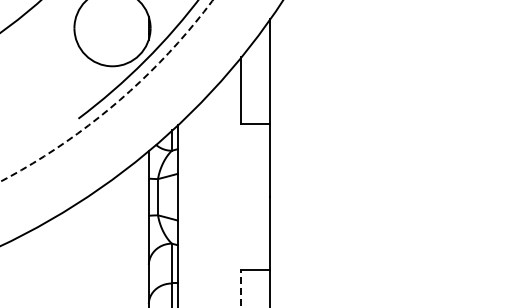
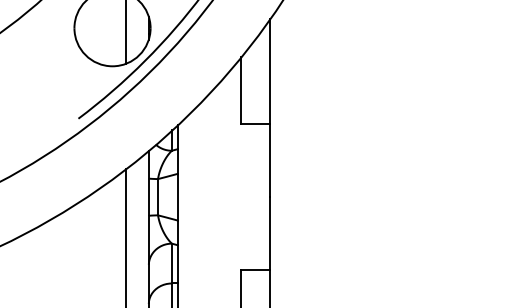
line: none -> present (125, 32)
arc: dashed -> solid (117, 102)
line: none -> present (125, 236)
line: dashed -> solid (241, 288)
